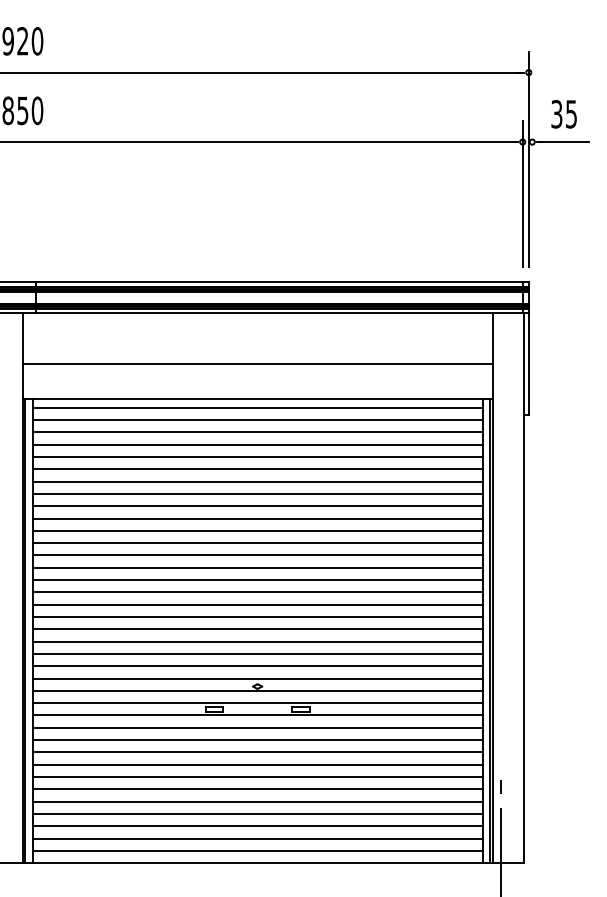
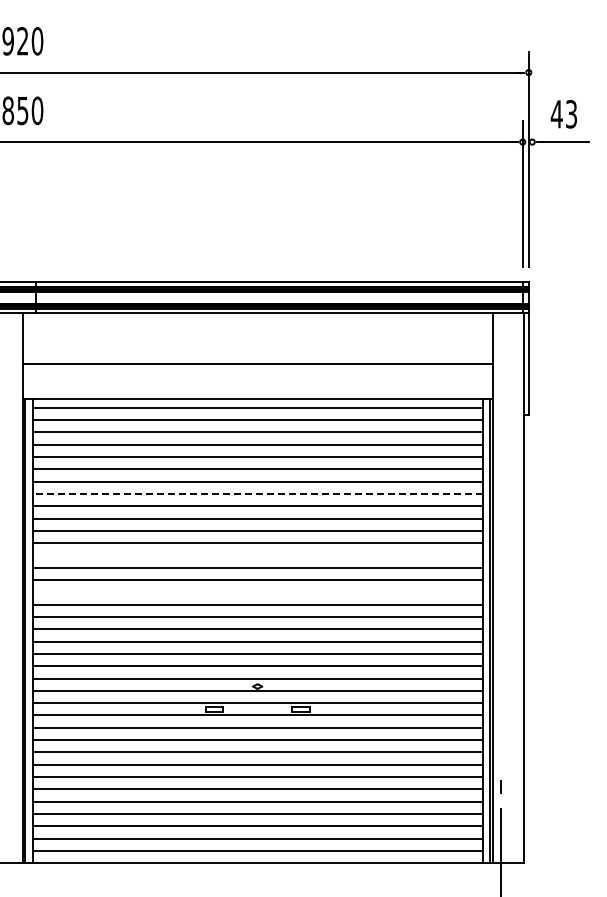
text: 35 -> 43 (563, 114)
line: solid -> dashed (257, 493)
line: present -> none (257, 555)
line: present -> none (257, 592)
